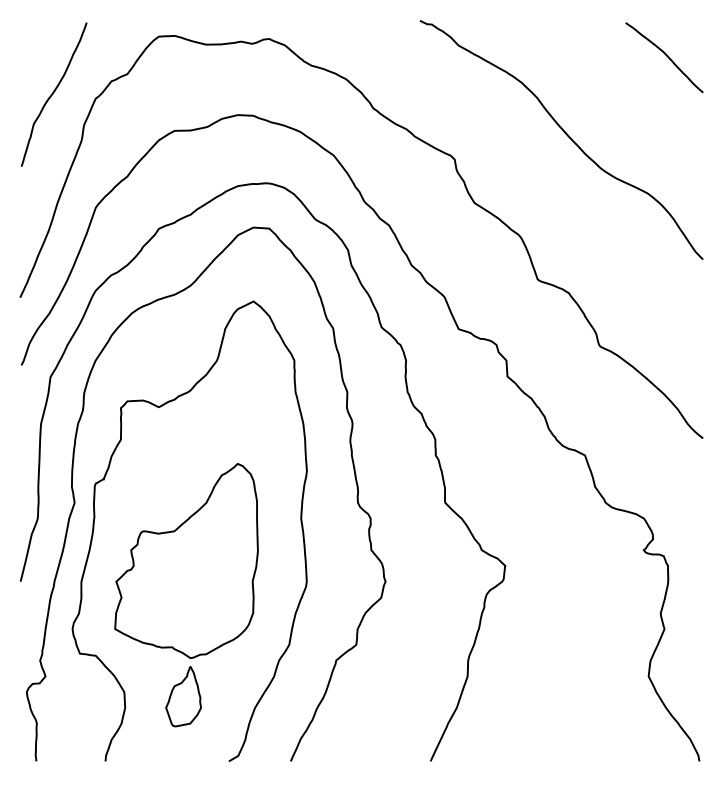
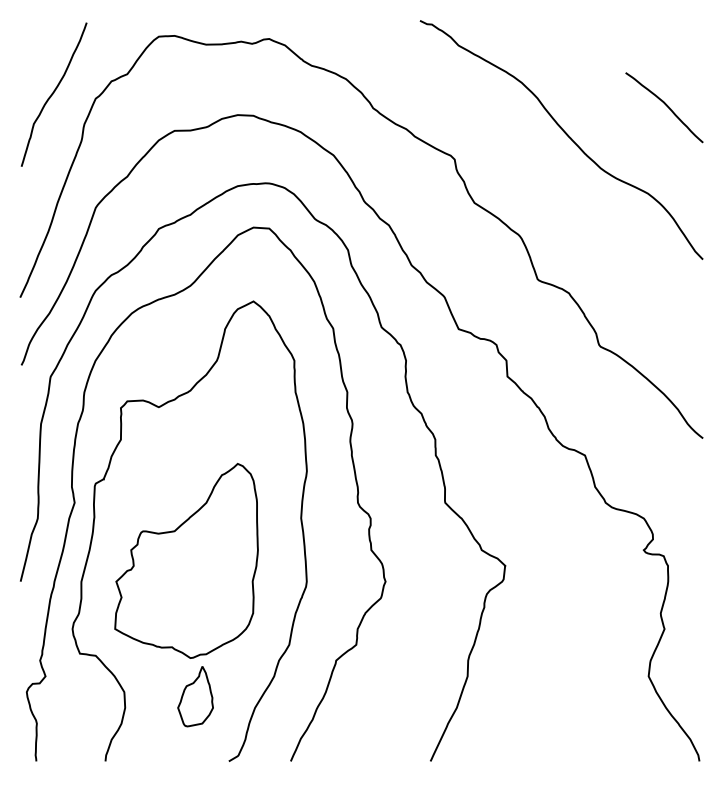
curve position: (665, 55) -> (665, 105) (665, 105)
part position: (183, 696) -> (195, 696) (195, 696)
